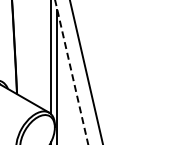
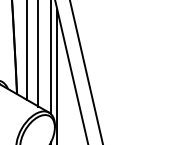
line: none -> present (26, 50)
line: none -> present (38, 54)
line: dashed -> solid (71, 72)
